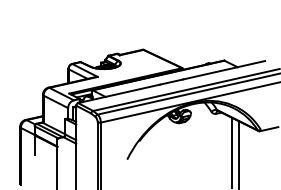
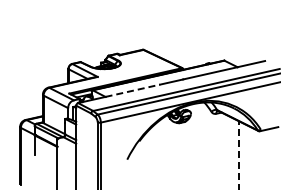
line: solid -> dashed (132, 90)
line: present -> none (232, 151)
line: solid -> dashed (238, 154)
